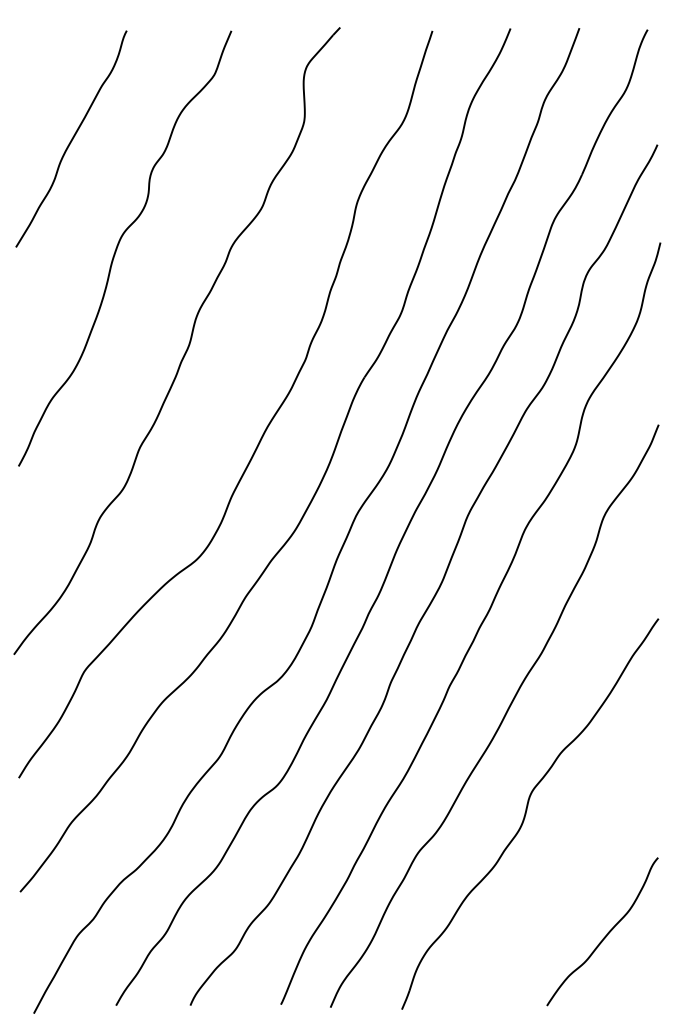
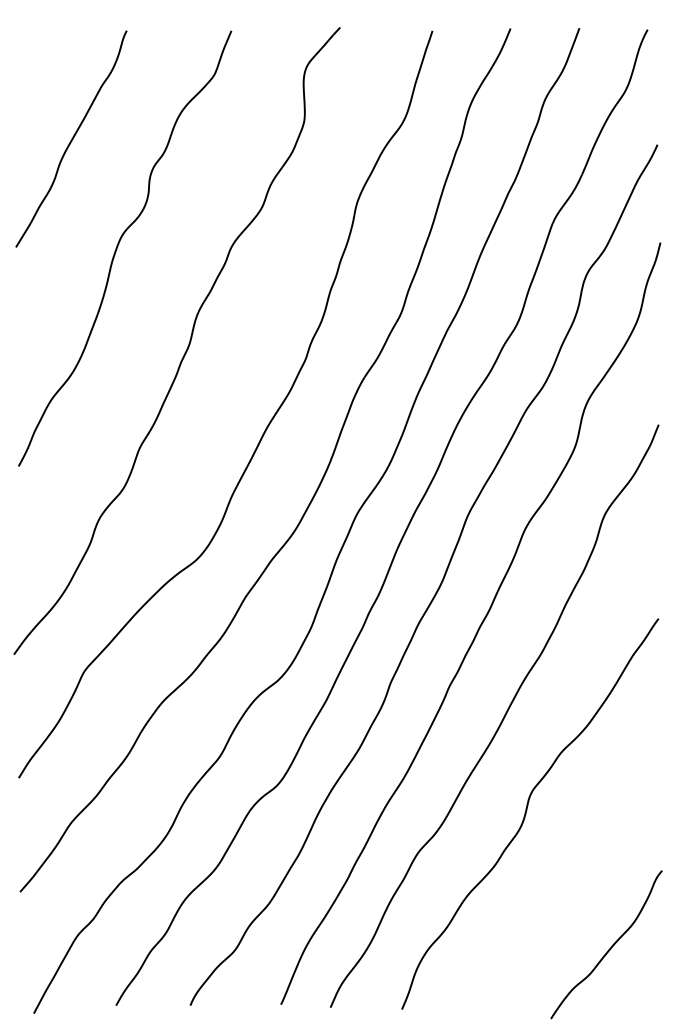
curve position: (606, 934) -> (610, 947) (610, 947)
